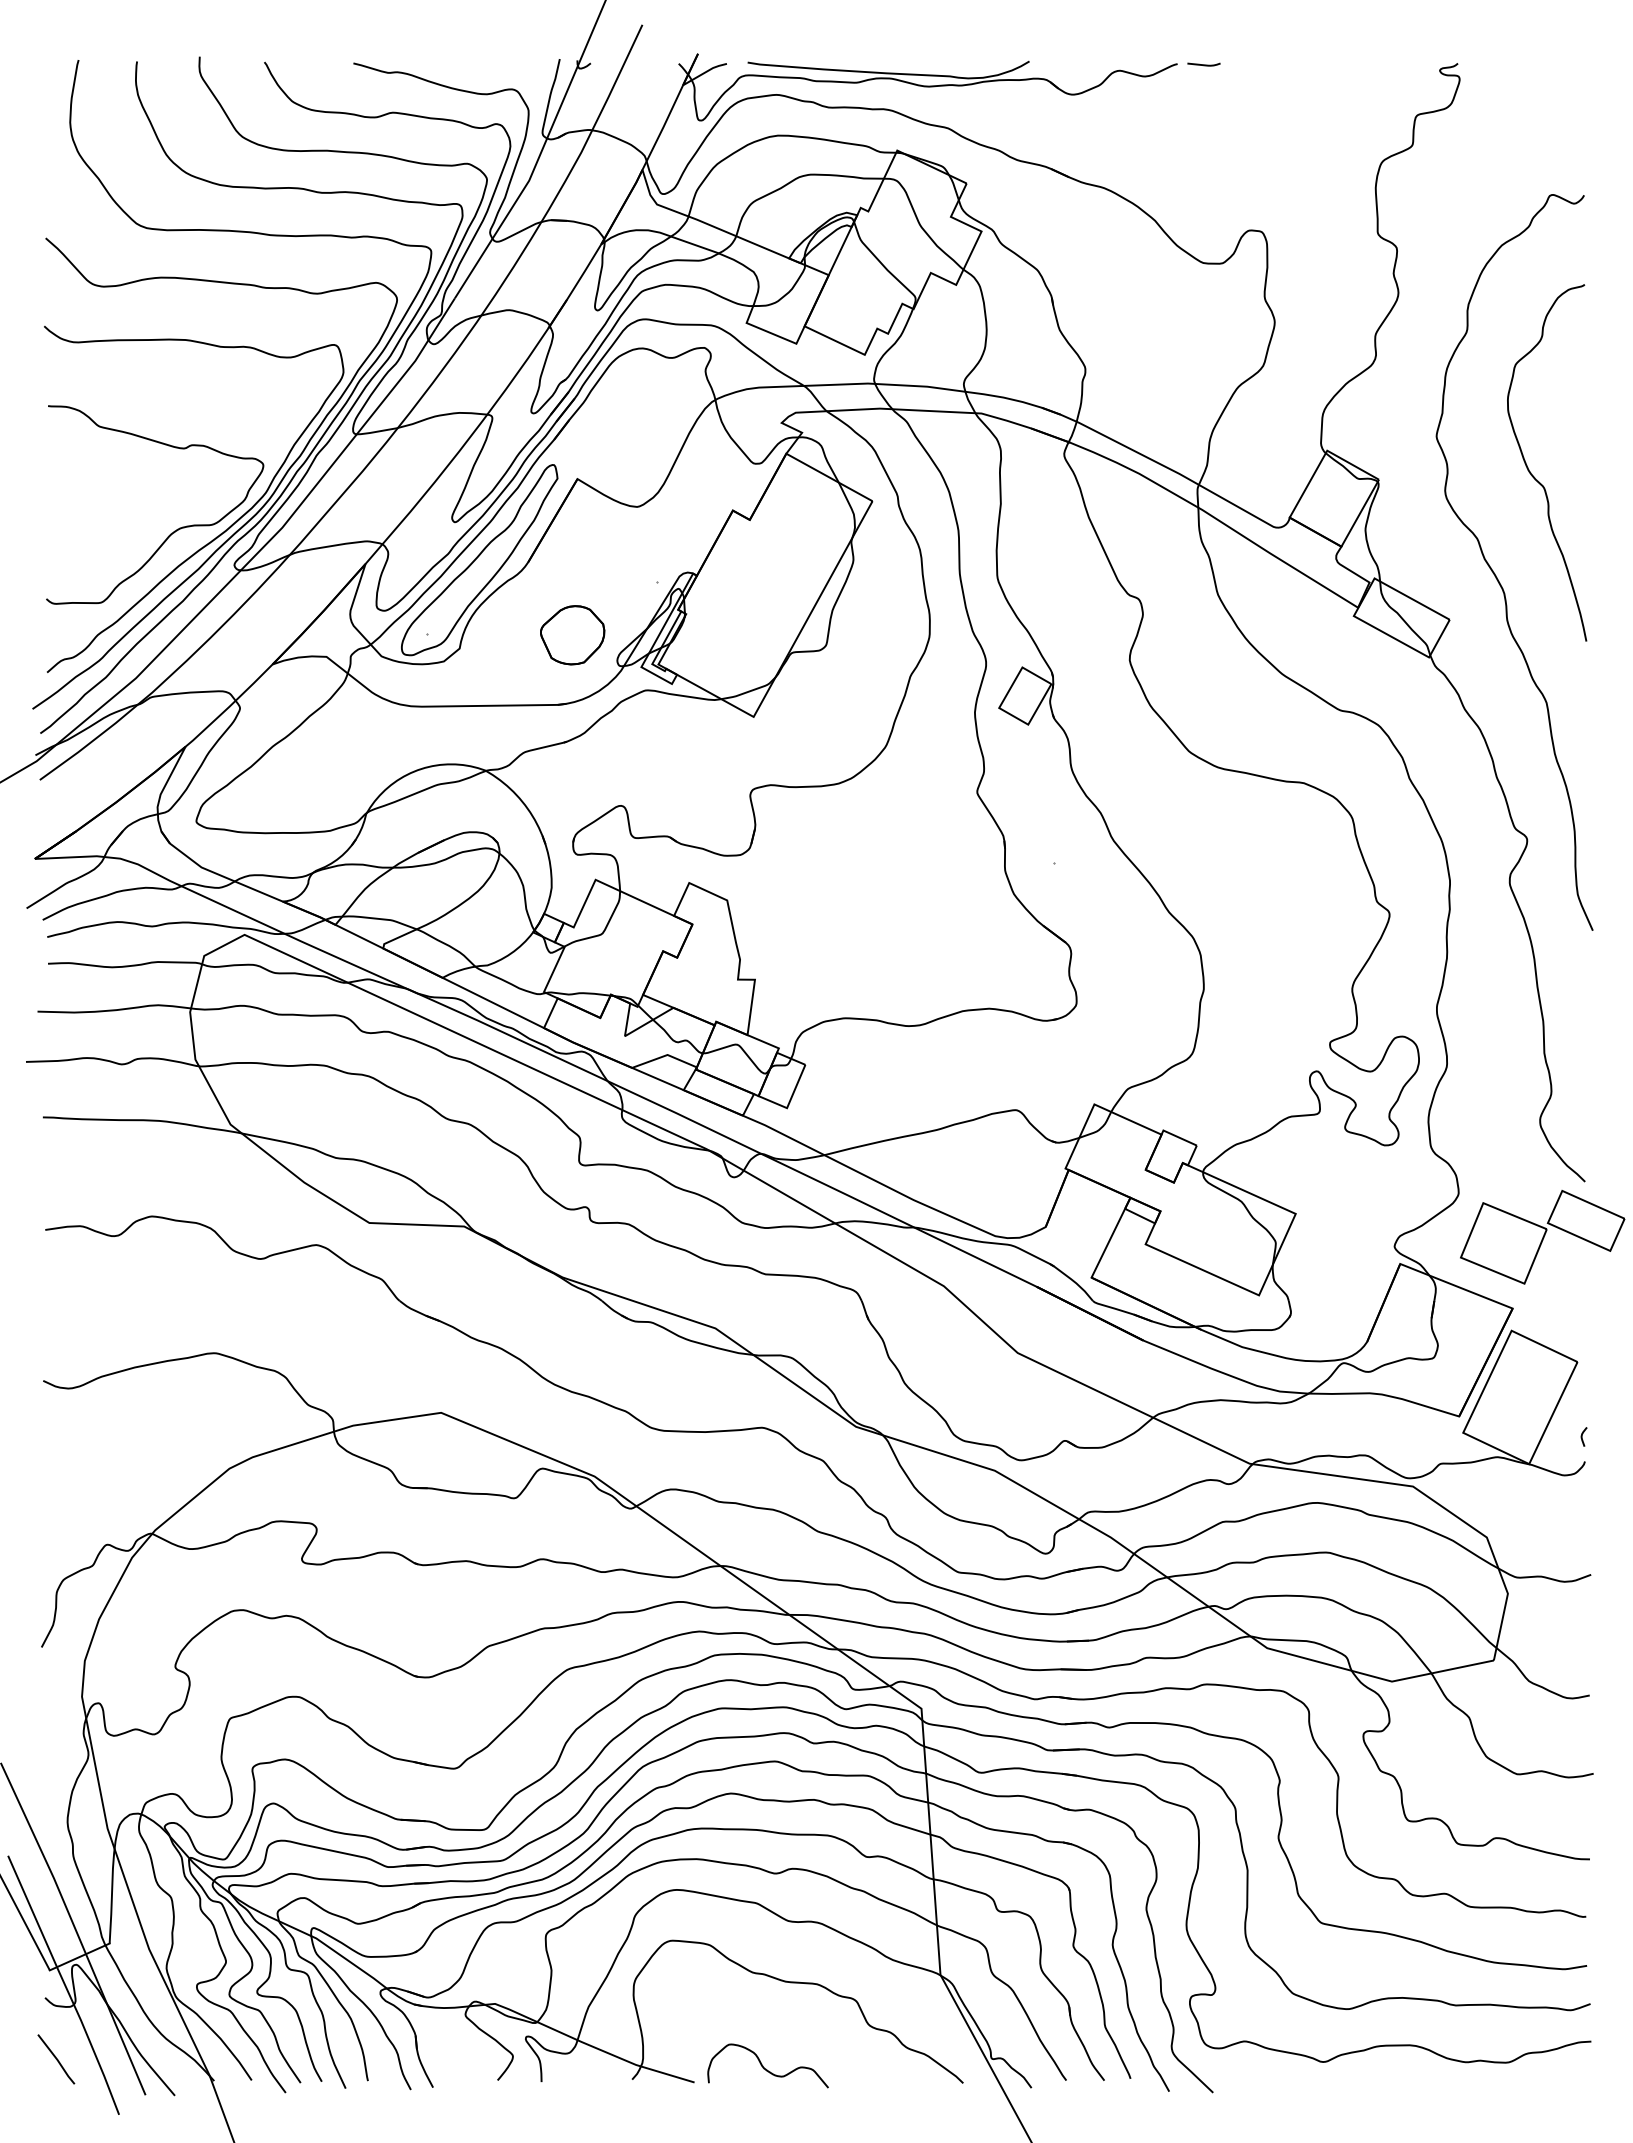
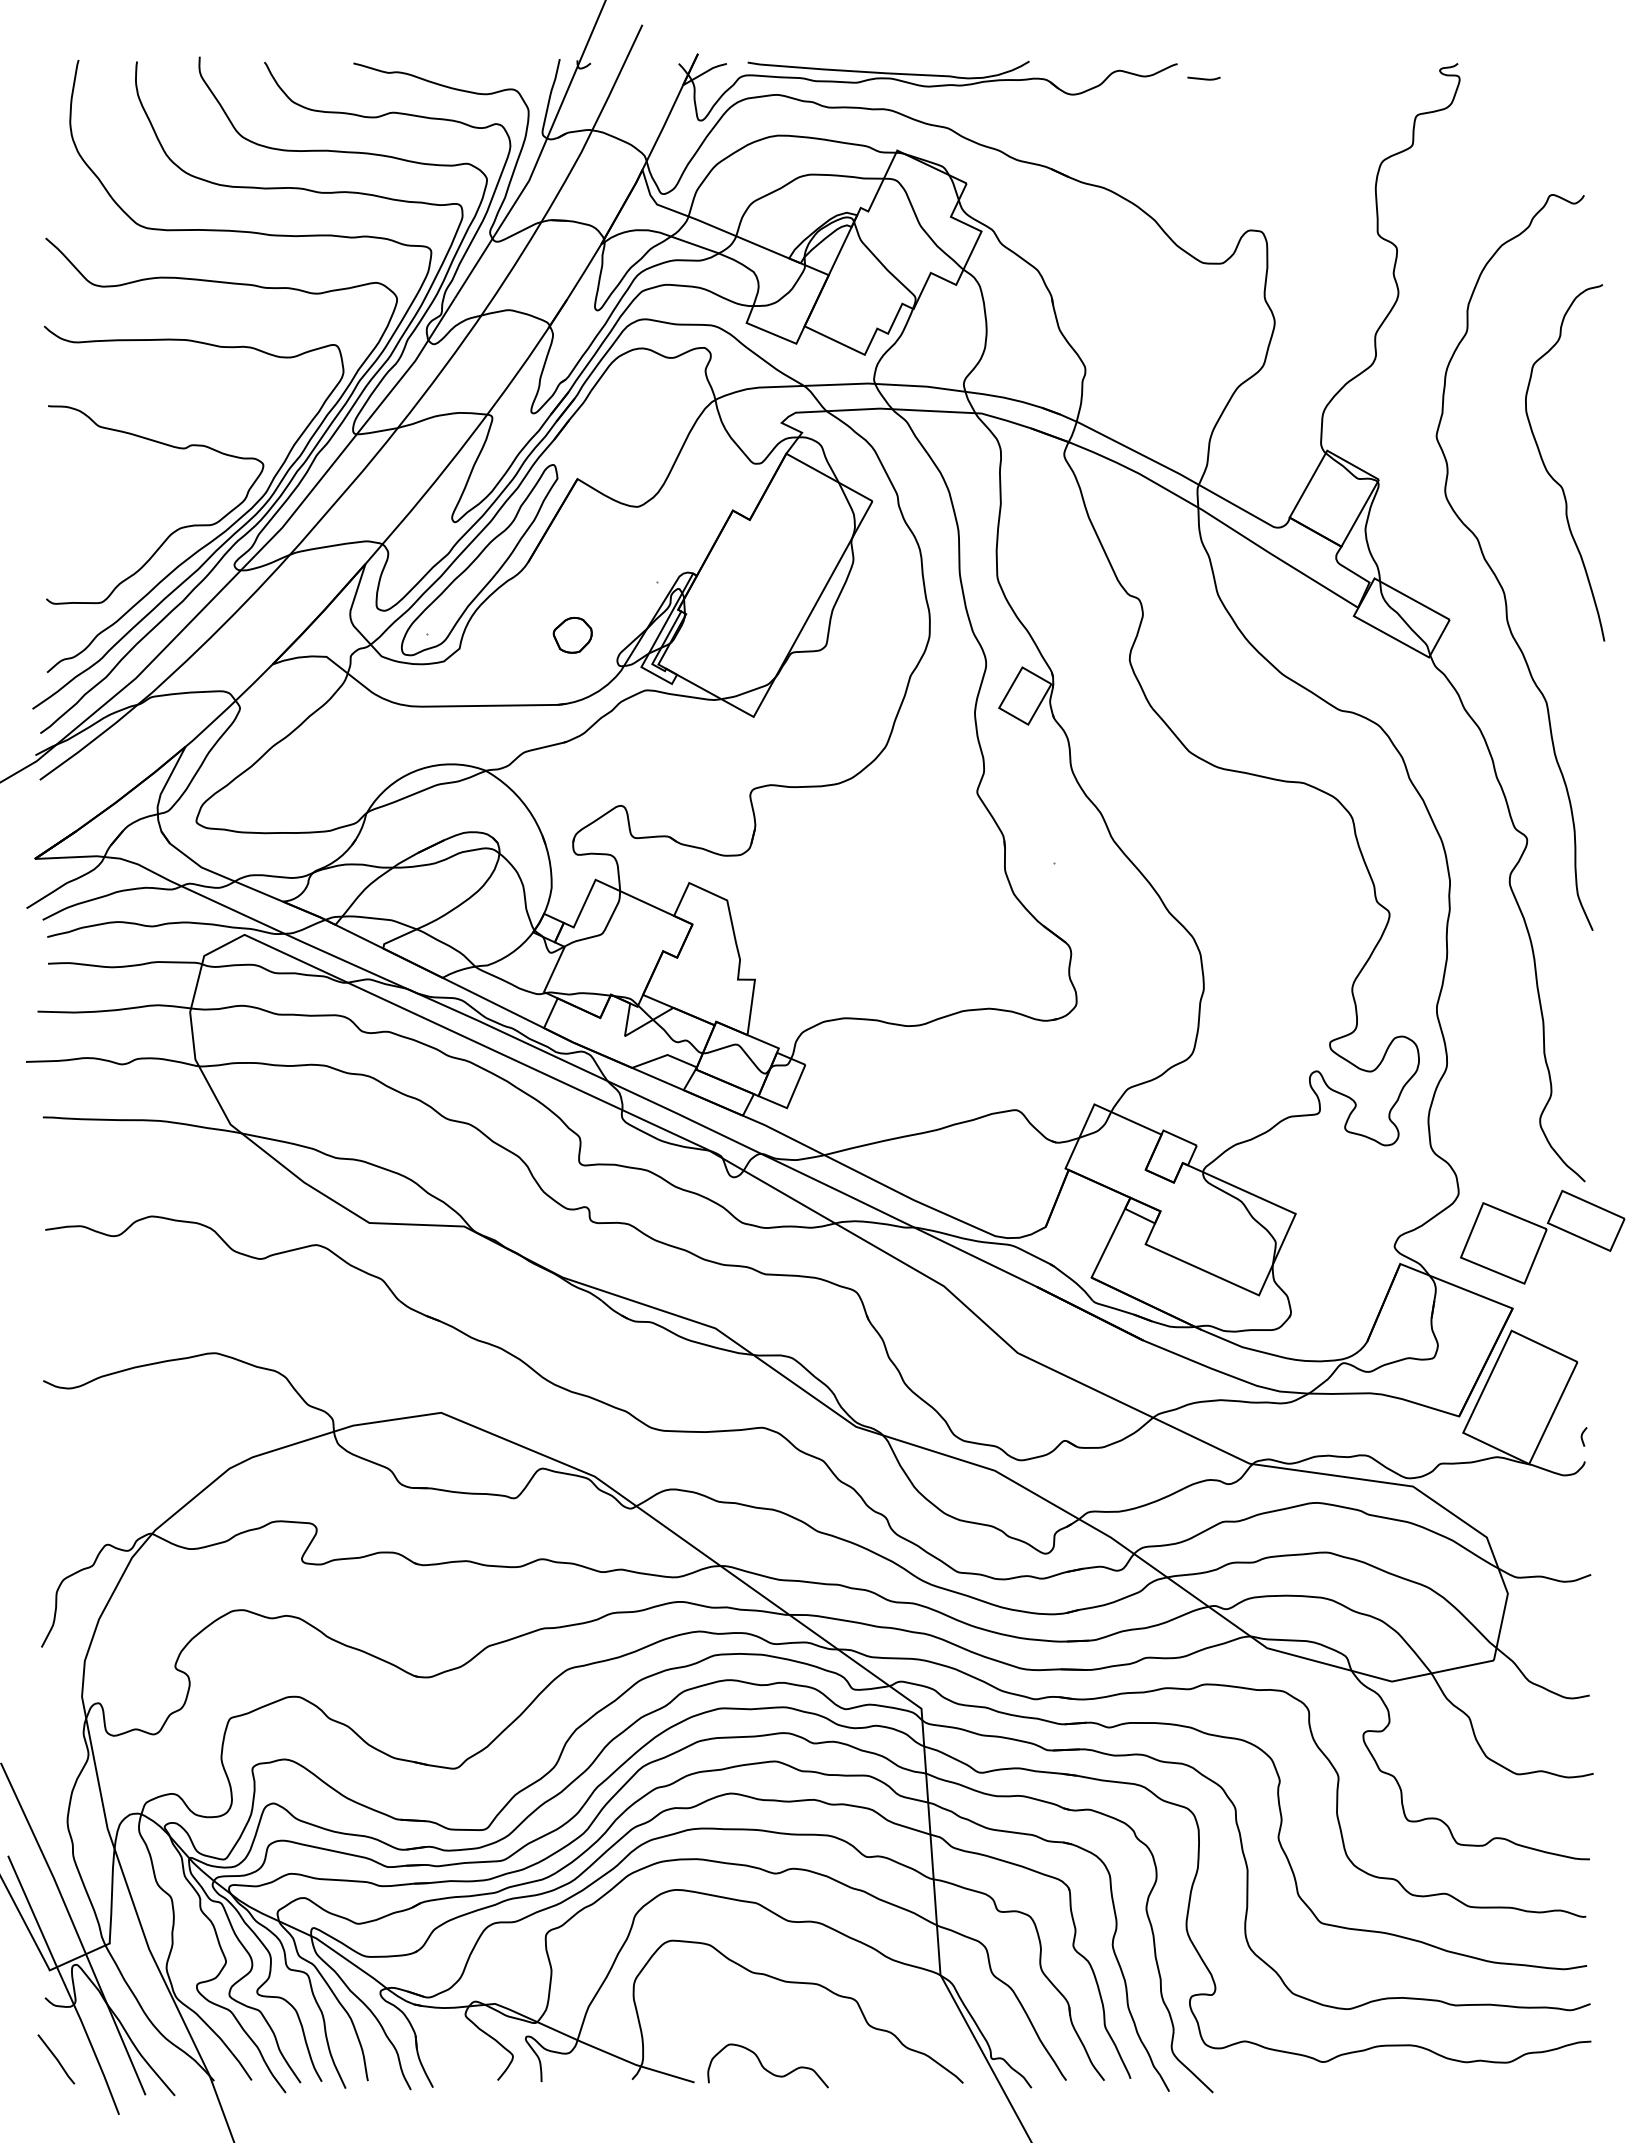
curve position: (1203, 64) -> (1203, 78) (1203, 78)
curve position: (1531, 472) -> (1549, 472) (1549, 472)
part size: 66x61 px -> 41x38 px (572, 634)
